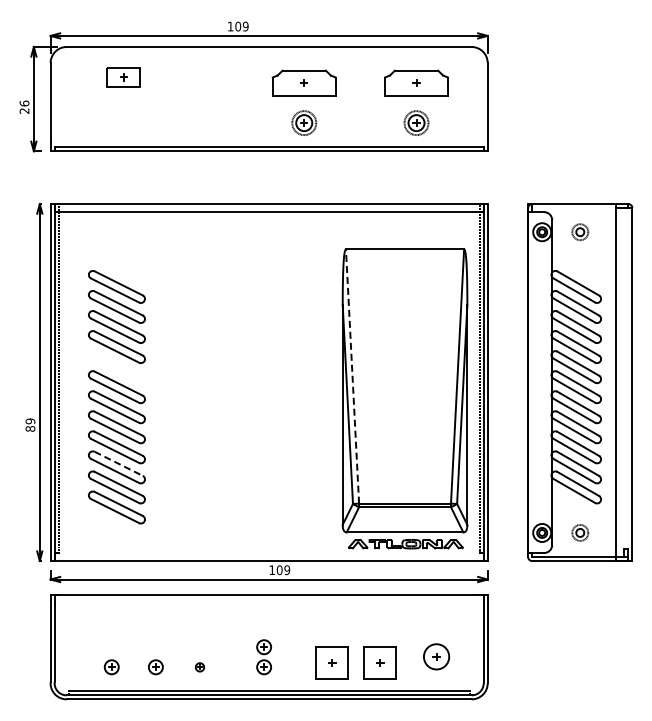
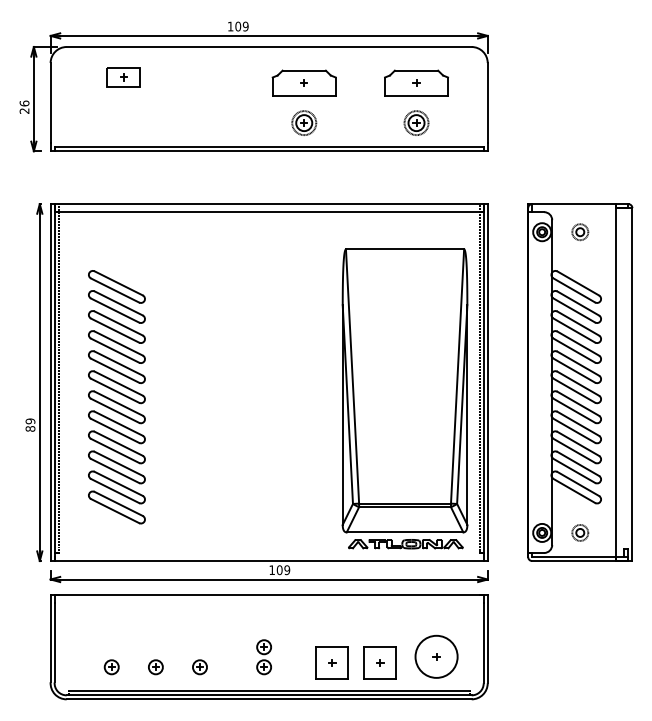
part: none -> present (116, 366)
line: dashed -> solid (352, 376)
line: dashed -> solid (118, 463)
circle diameter: 25 px -> 42 px (436, 656)
part size: 12x11 px -> 16x17 px (199, 667)
